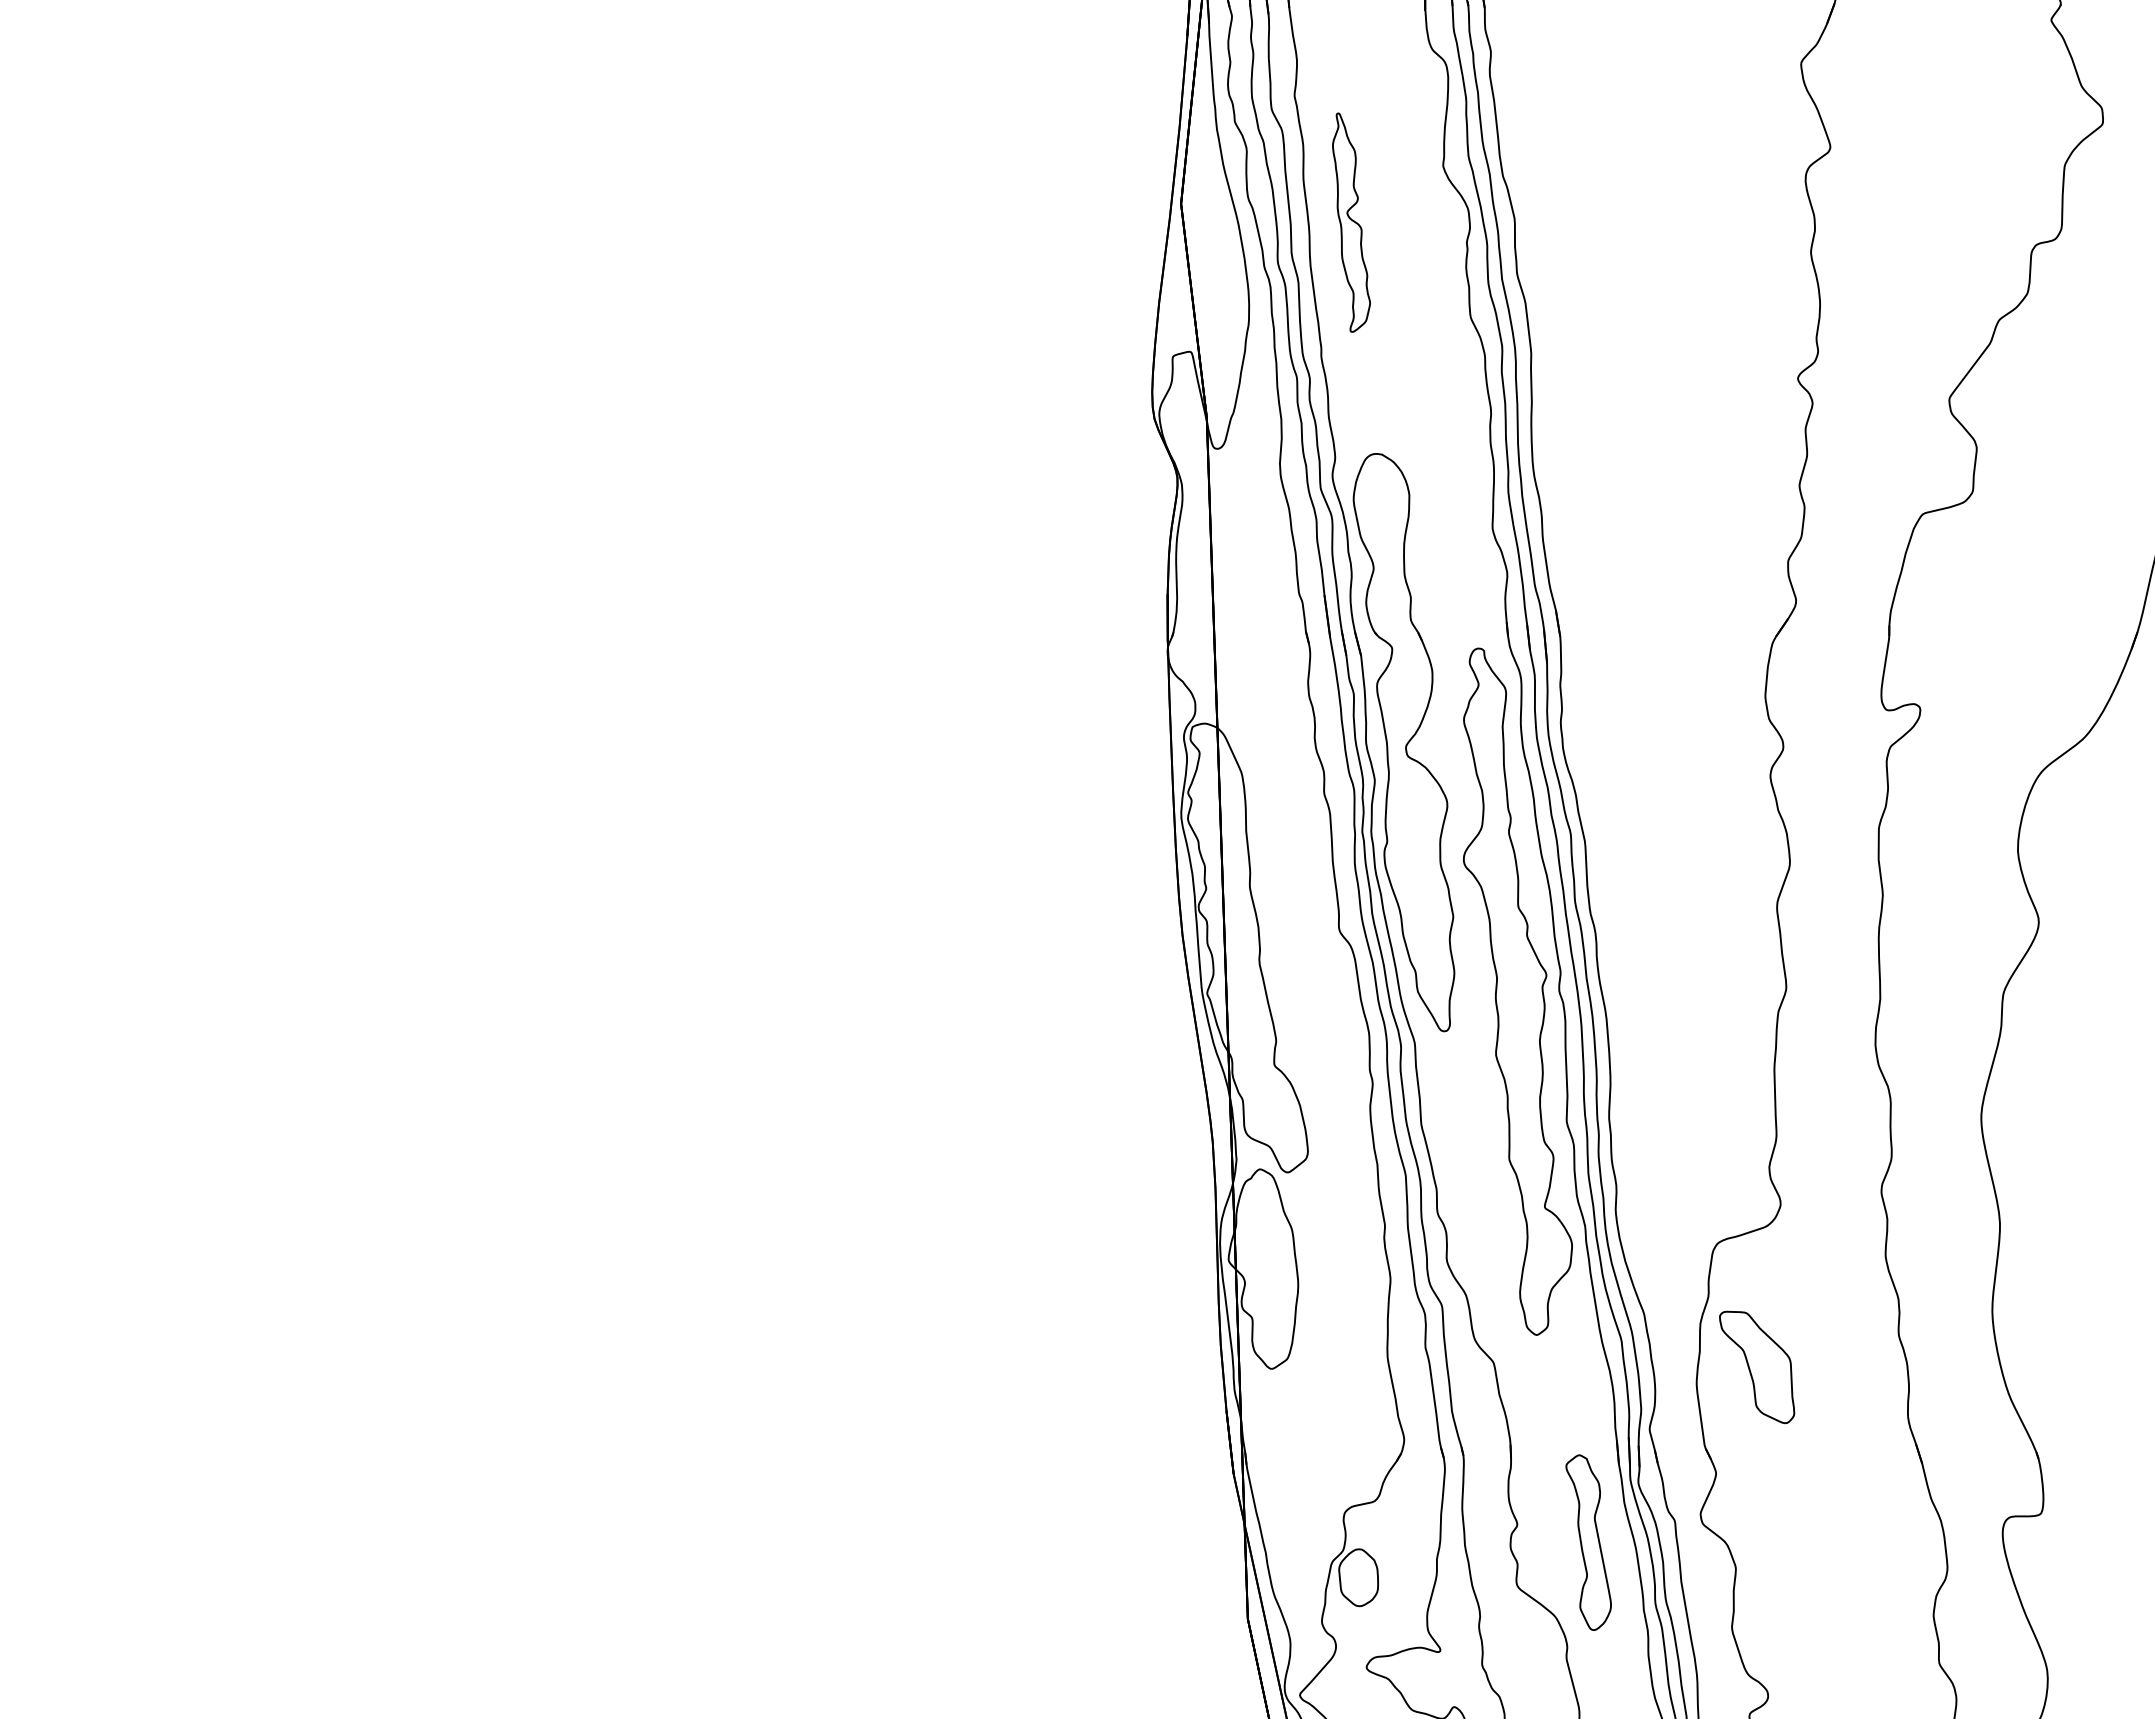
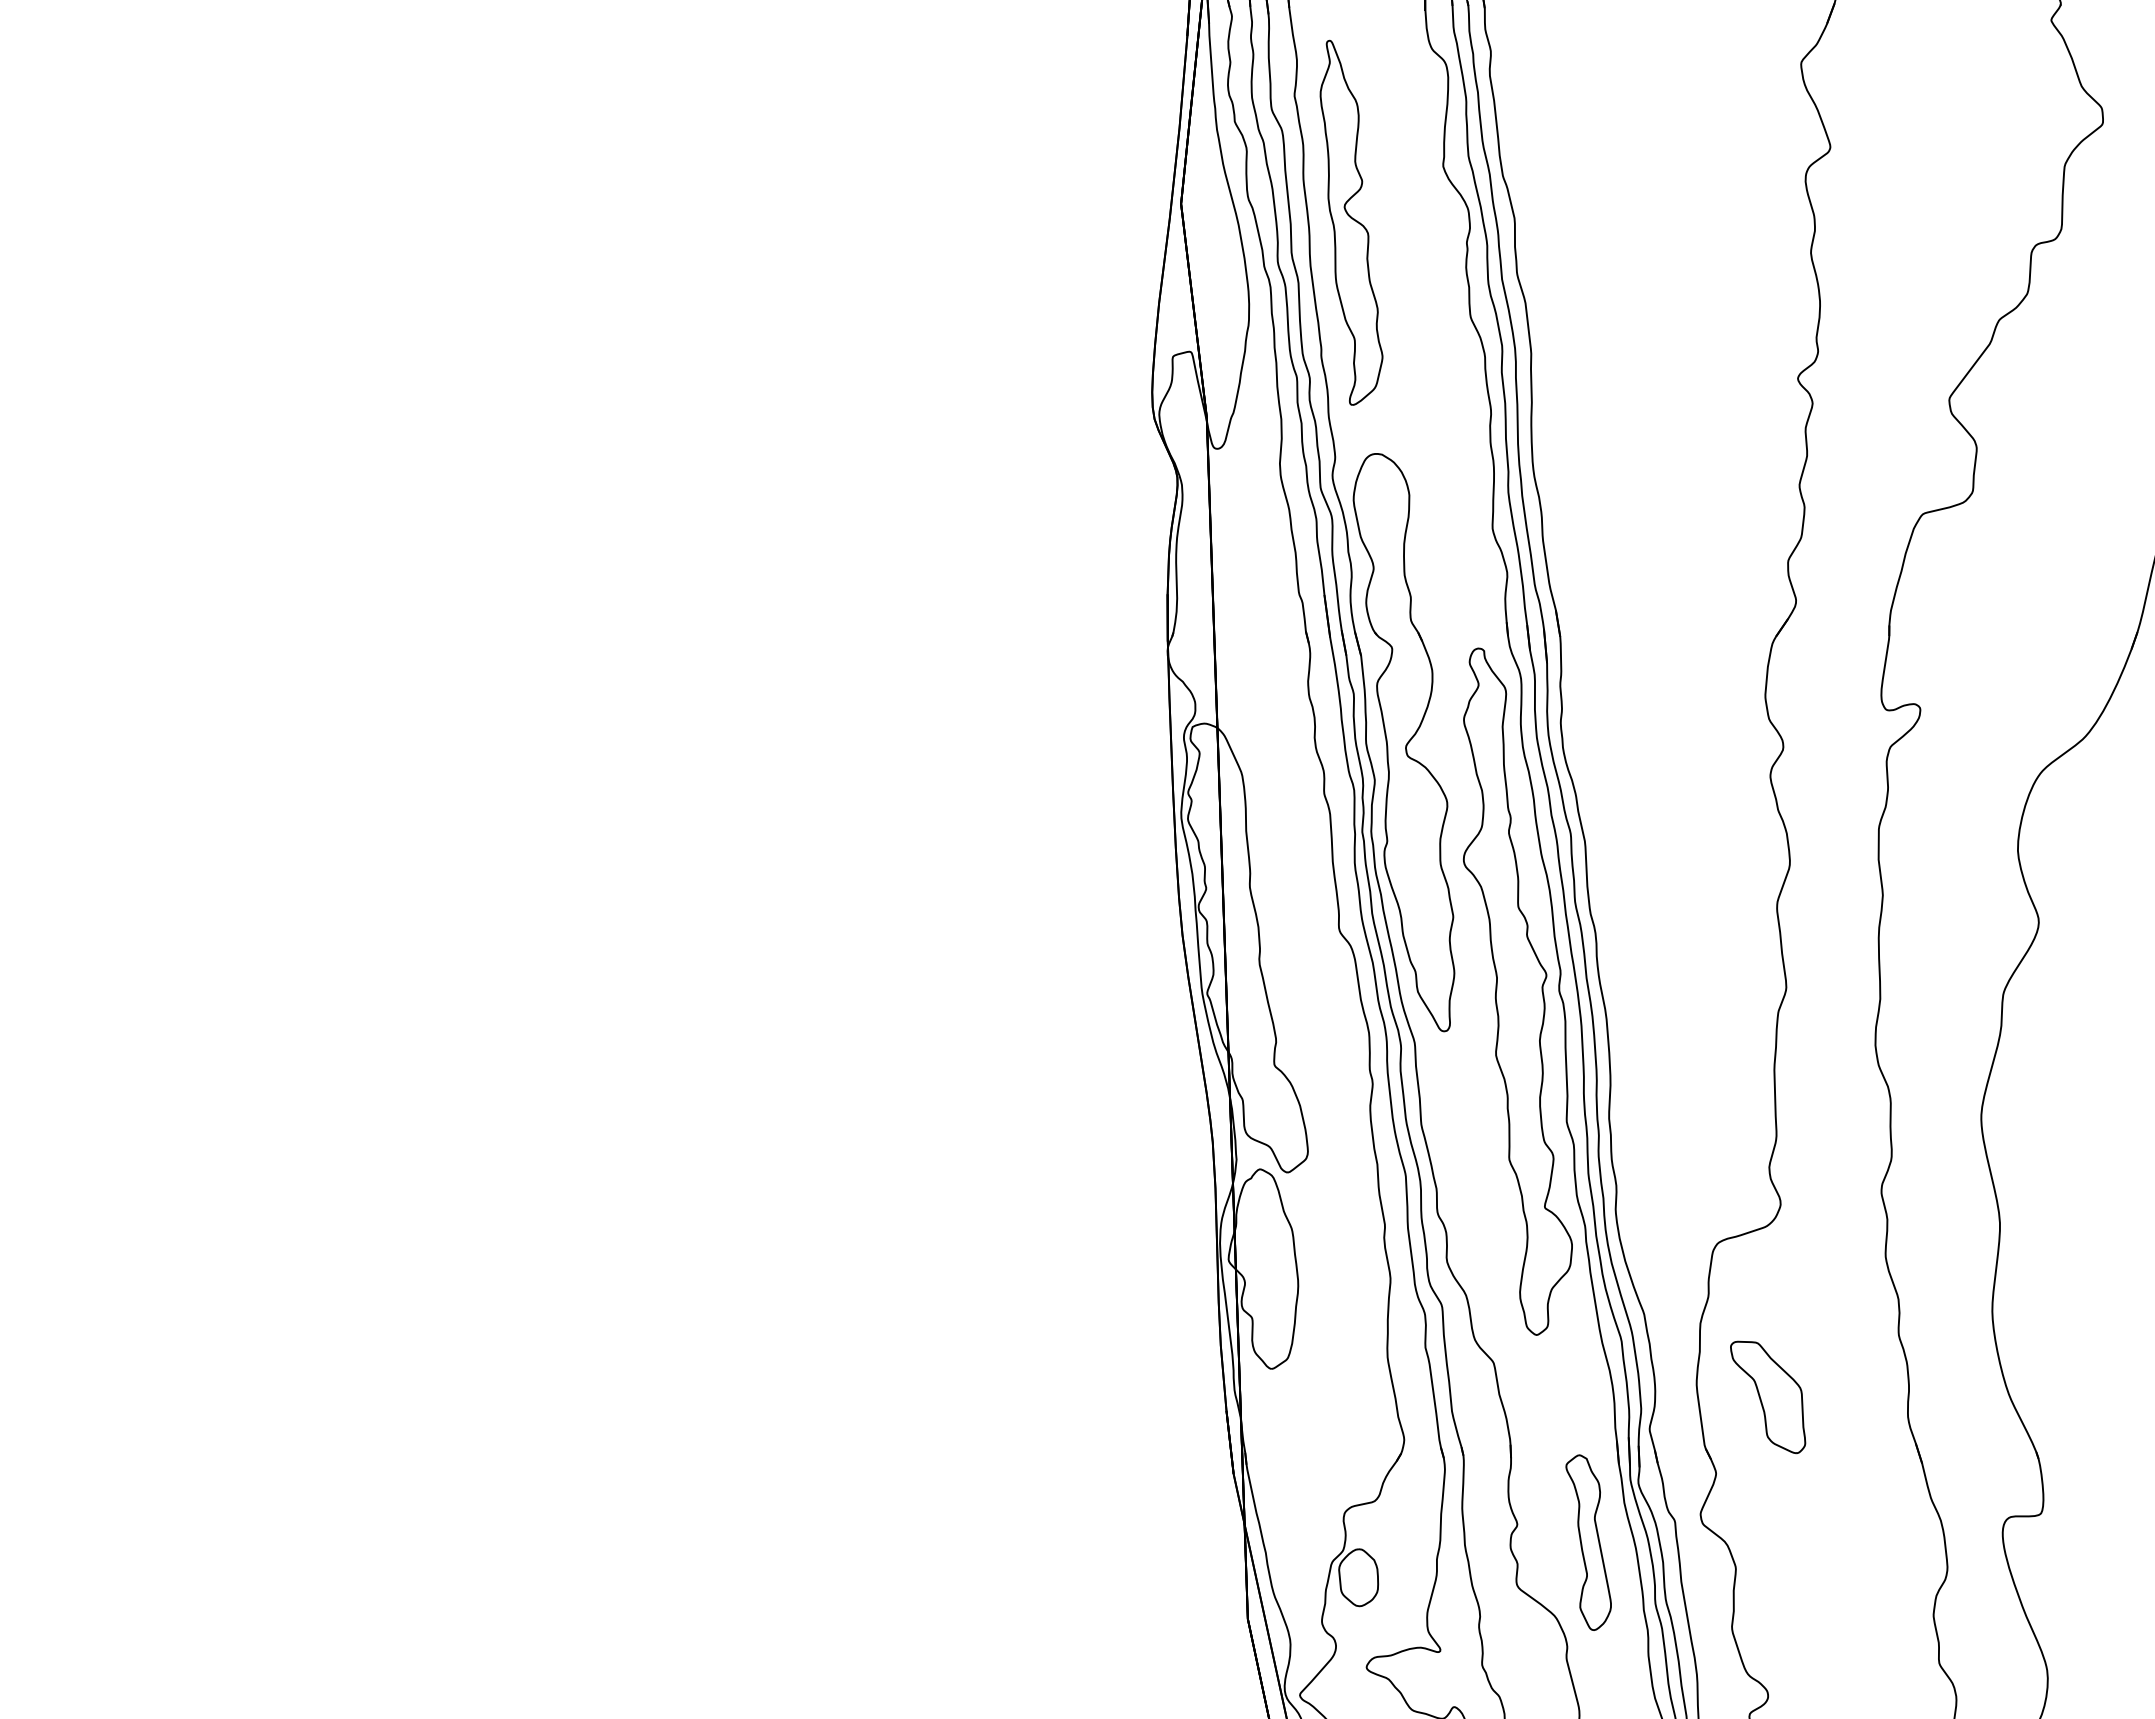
part size: 39x221 px -> 65x367 px (1351, 222)
part position: (1757, 1367) -> (1768, 1397) (1768, 1397)
